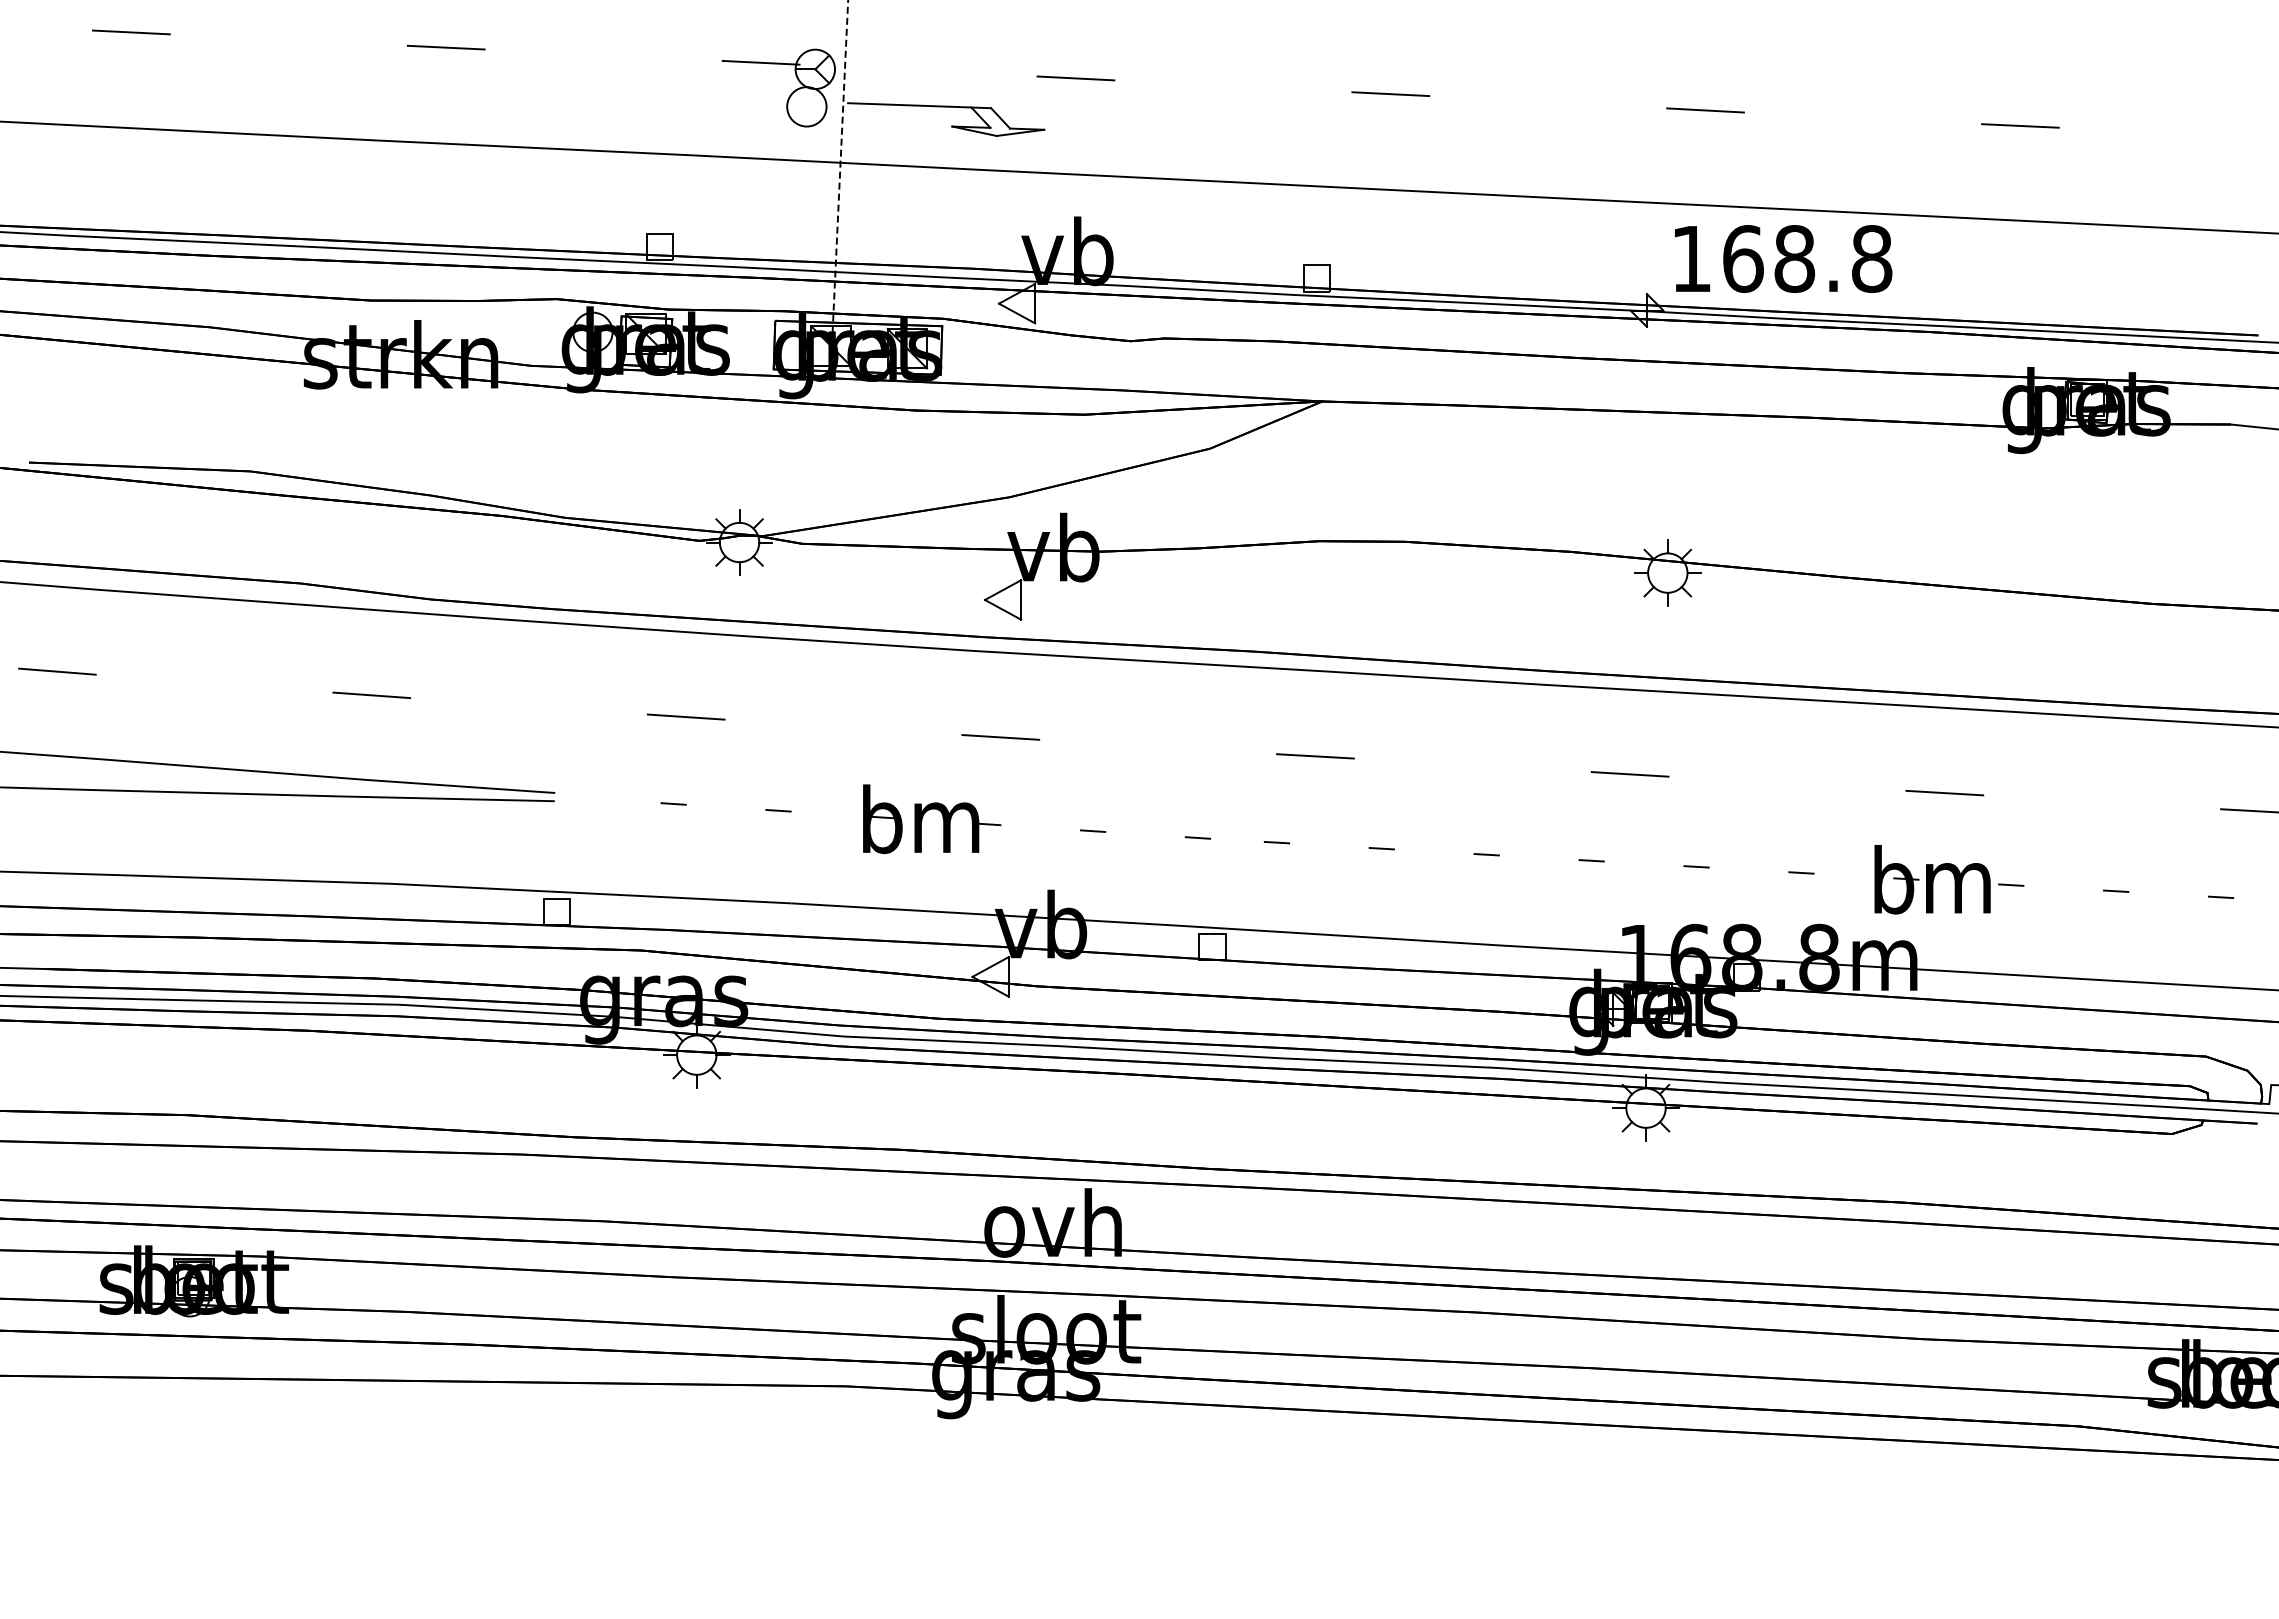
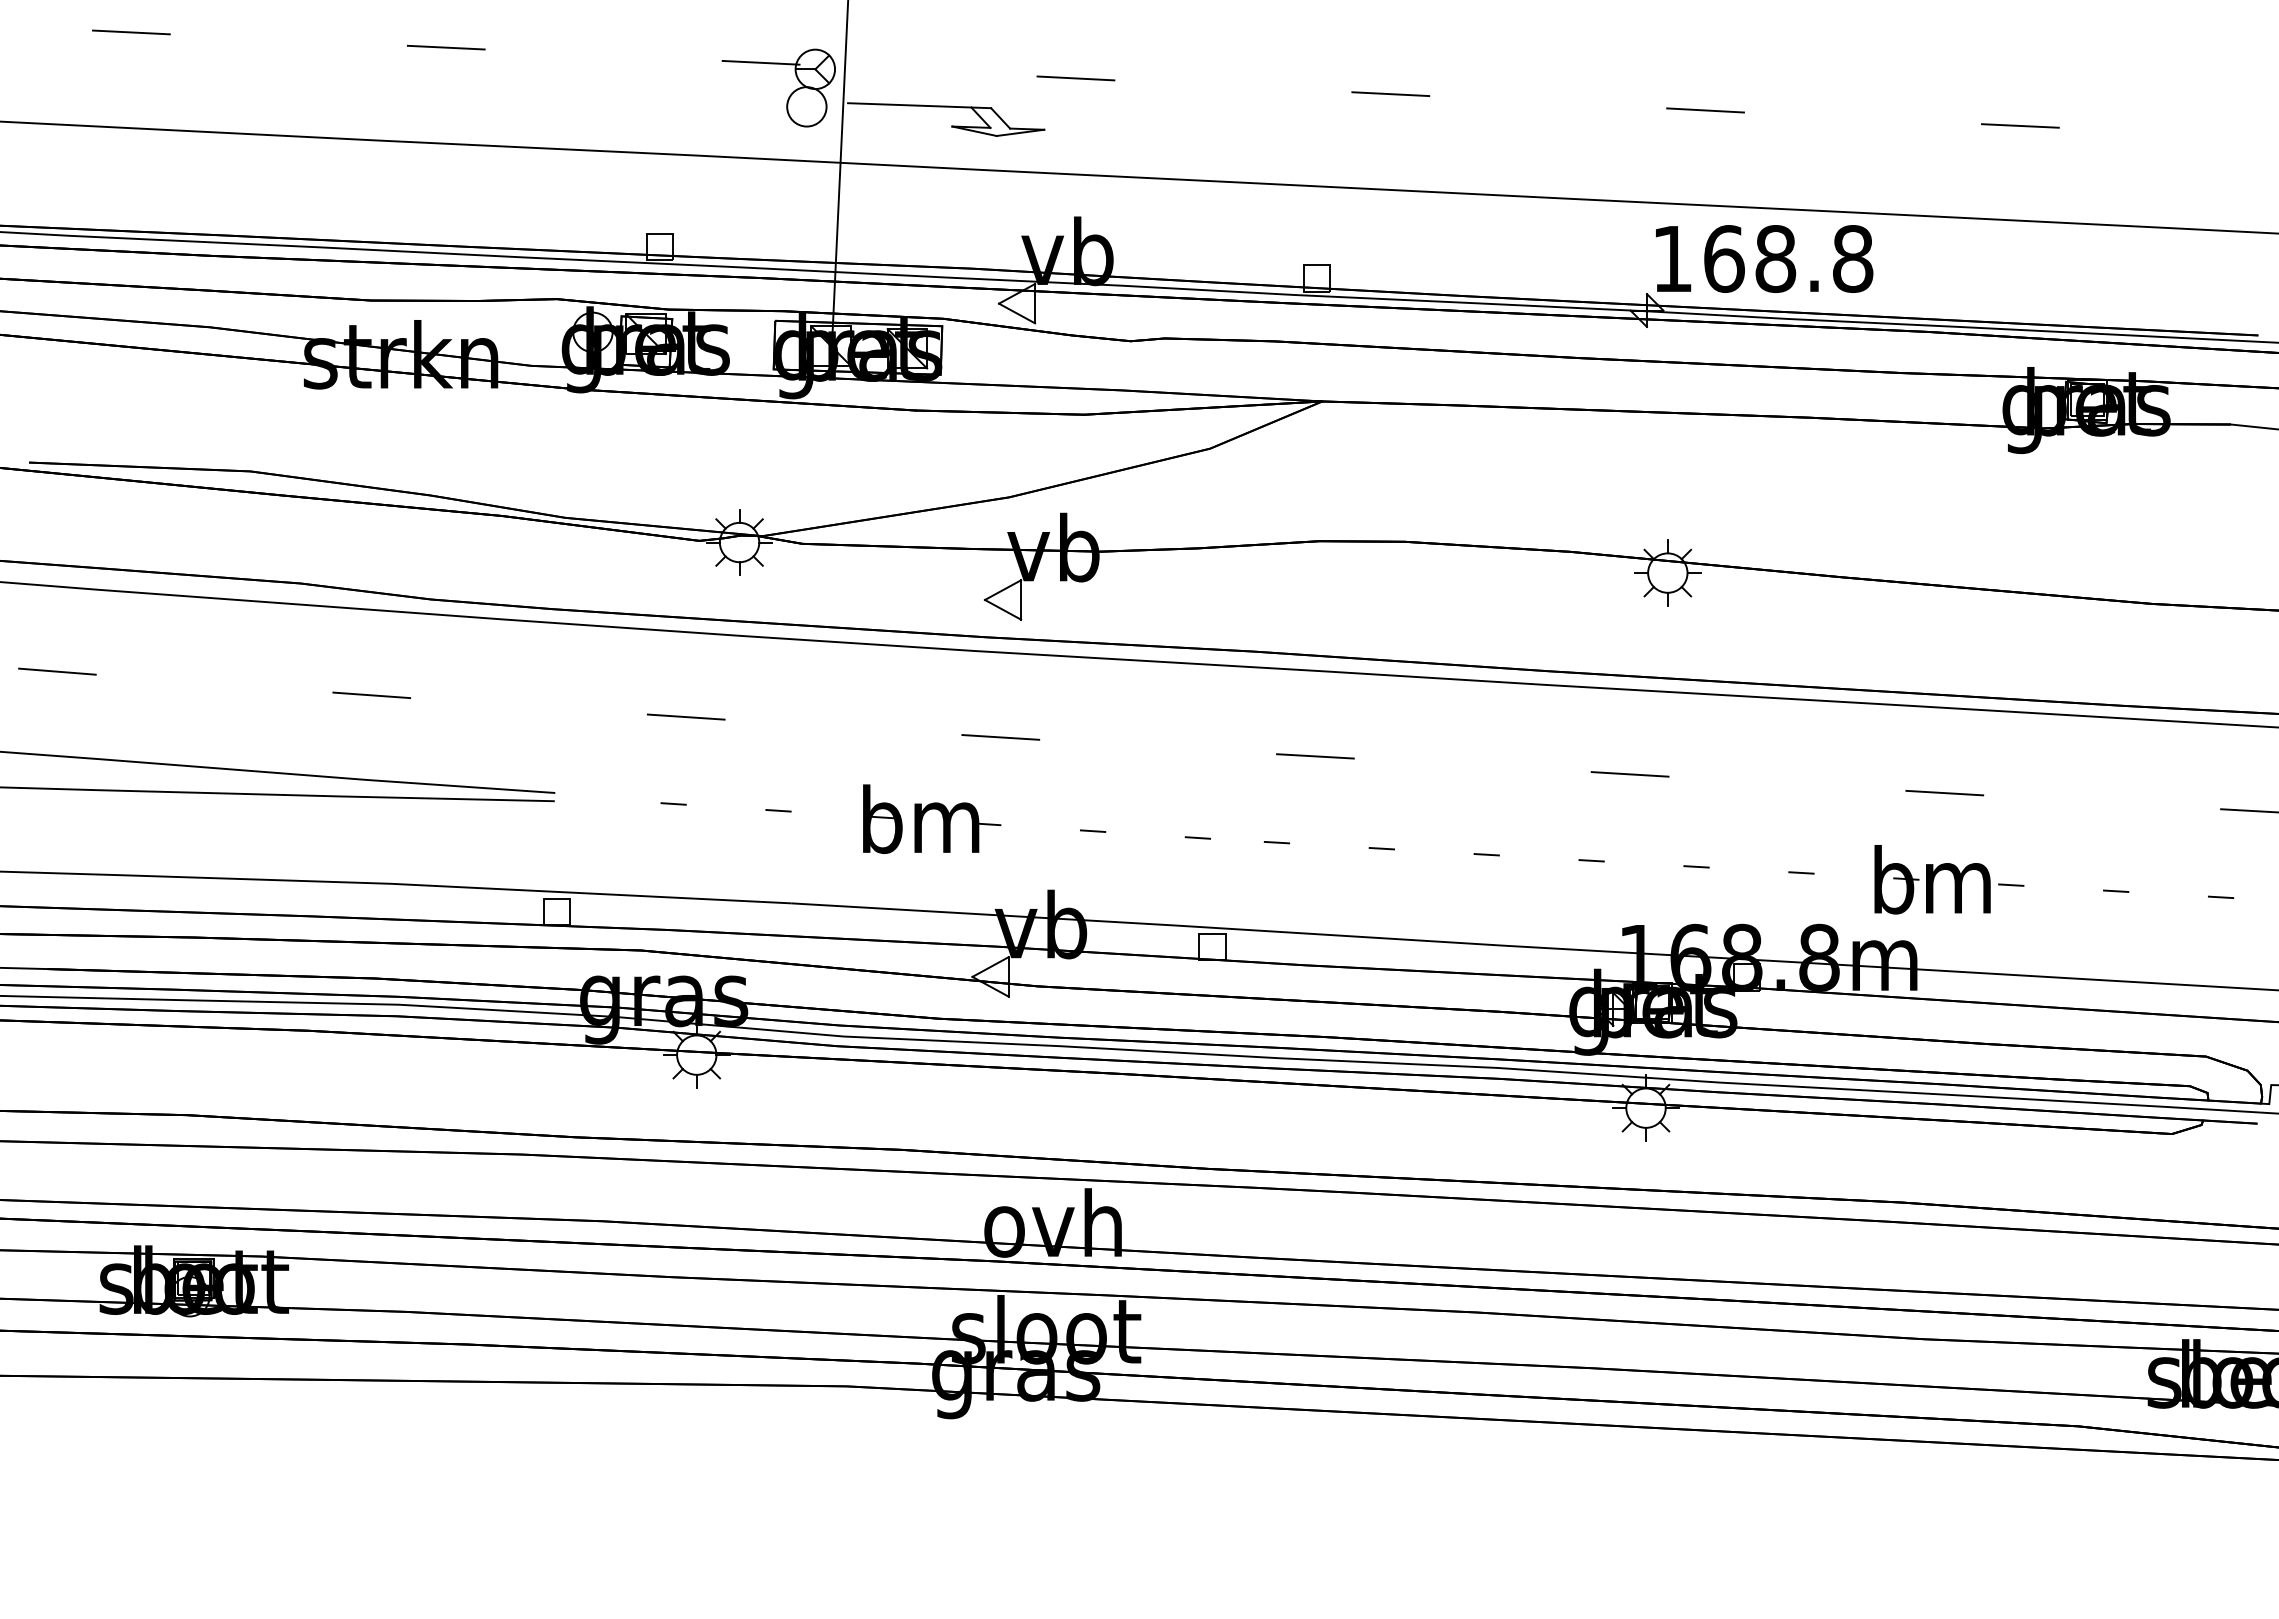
line: dashed -> solid (840, 168)
text position: (1783, 258) -> (1764, 258) (1764, 258)
